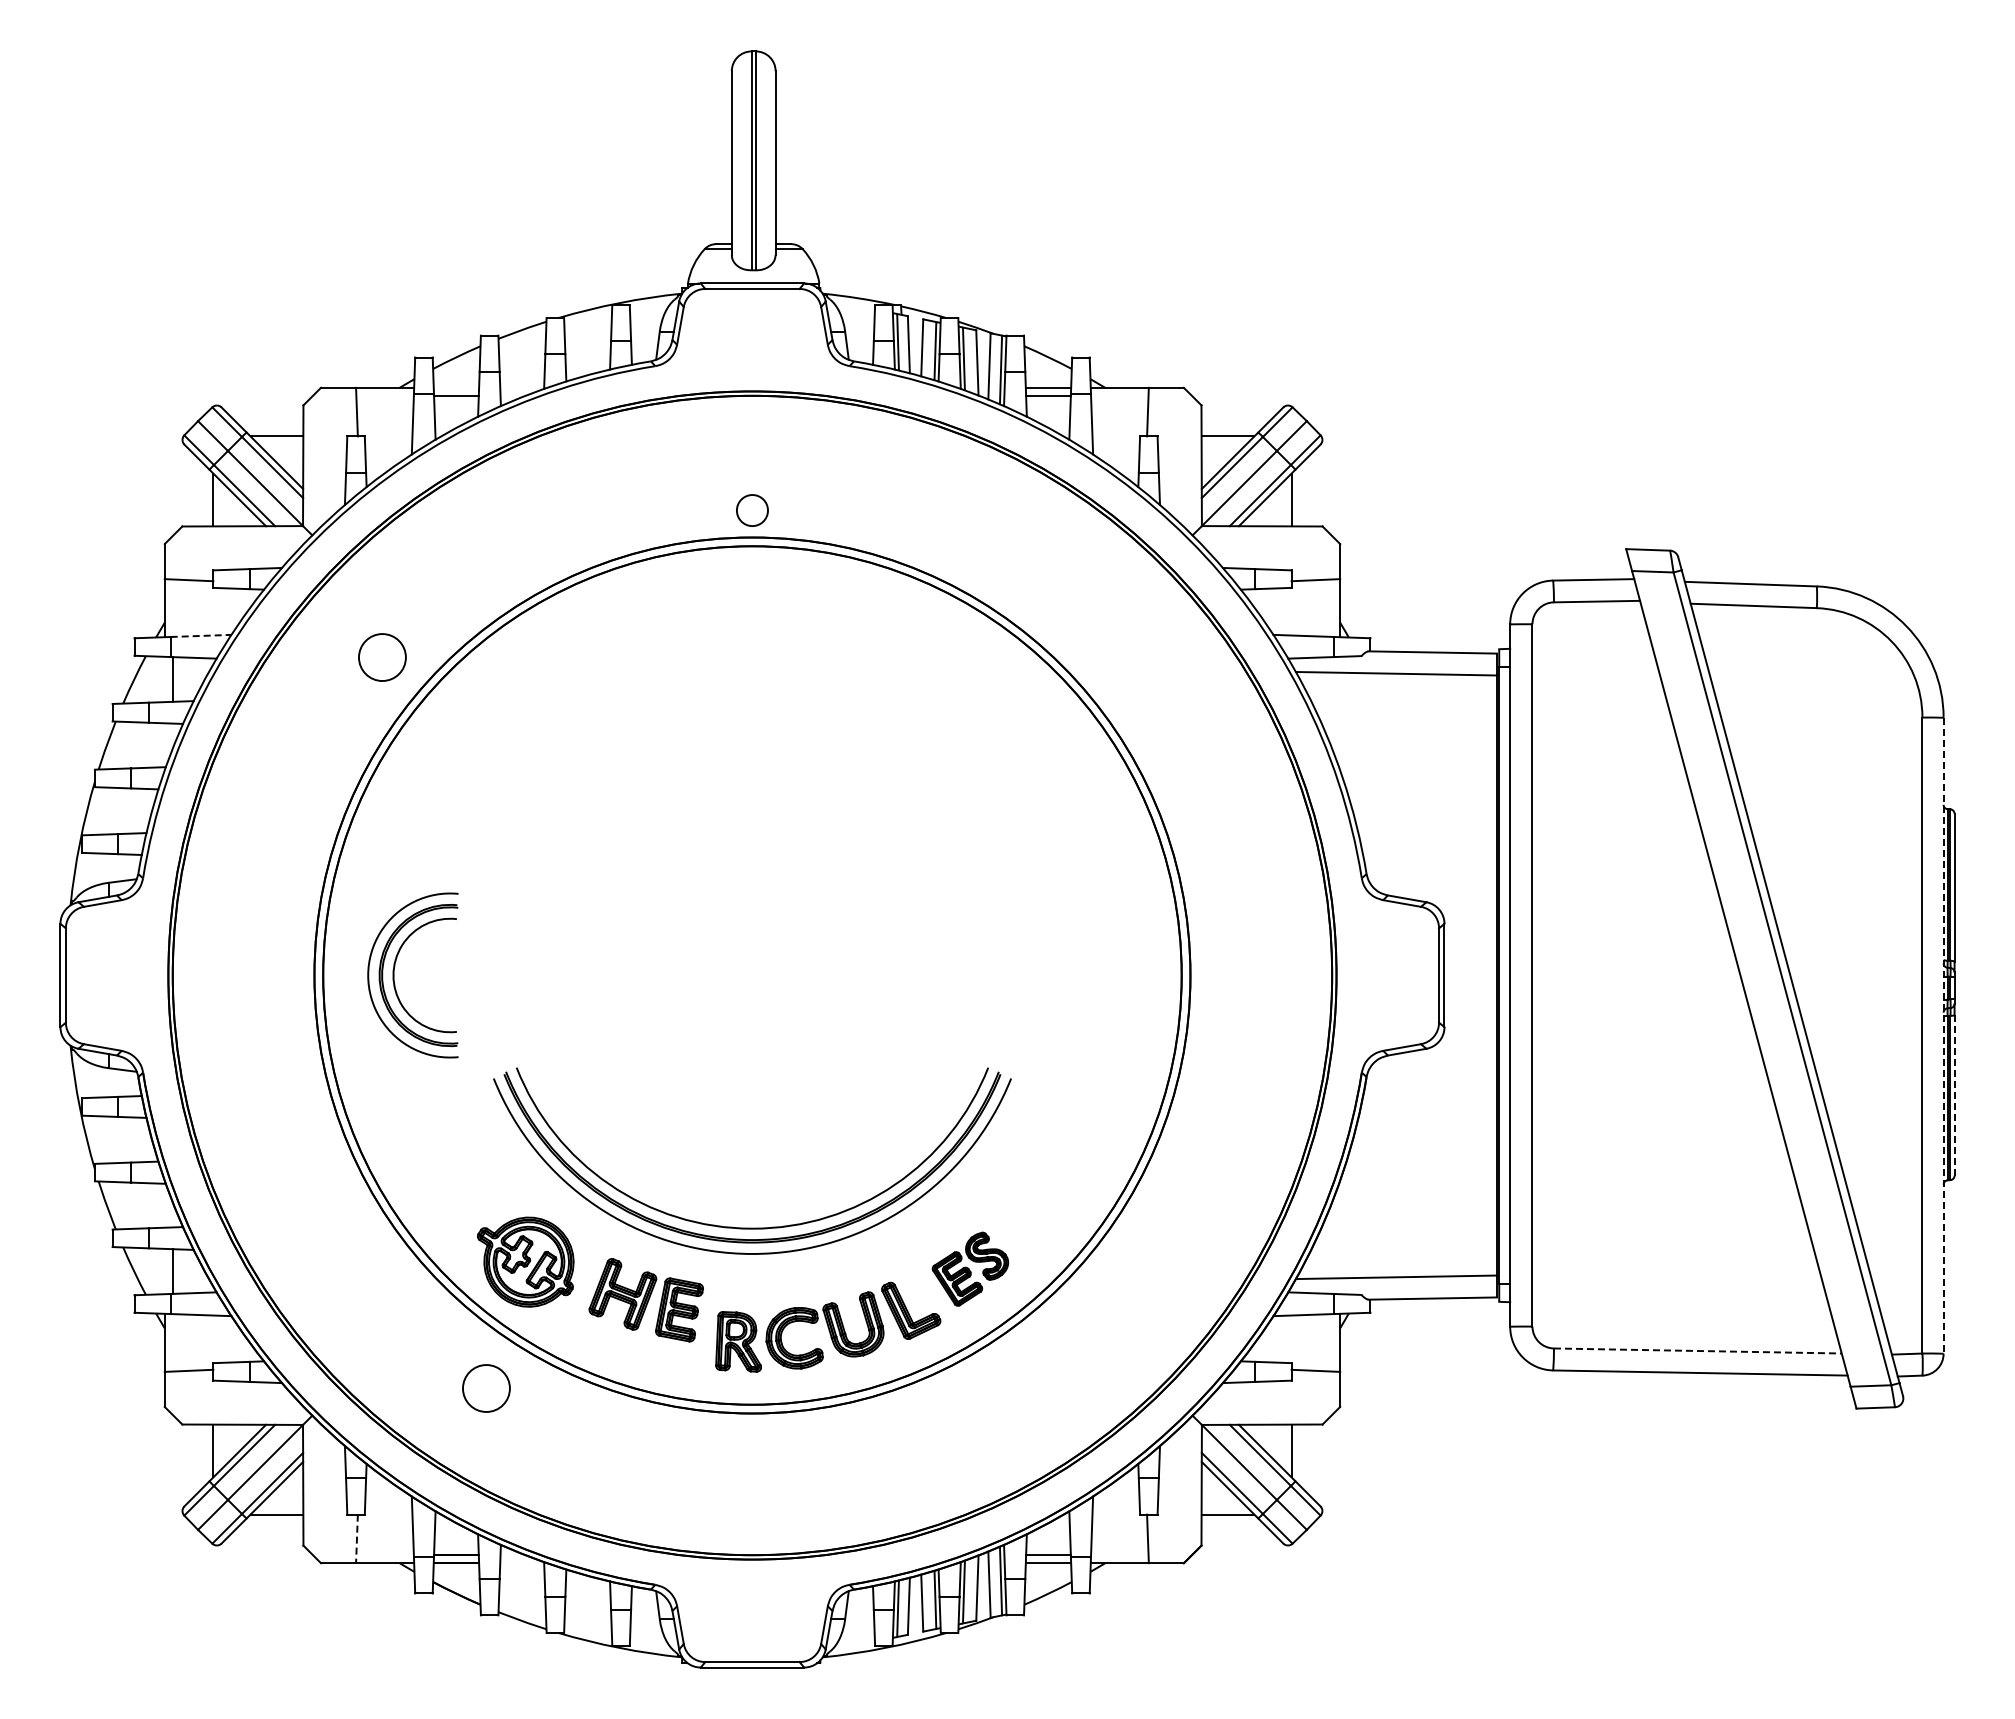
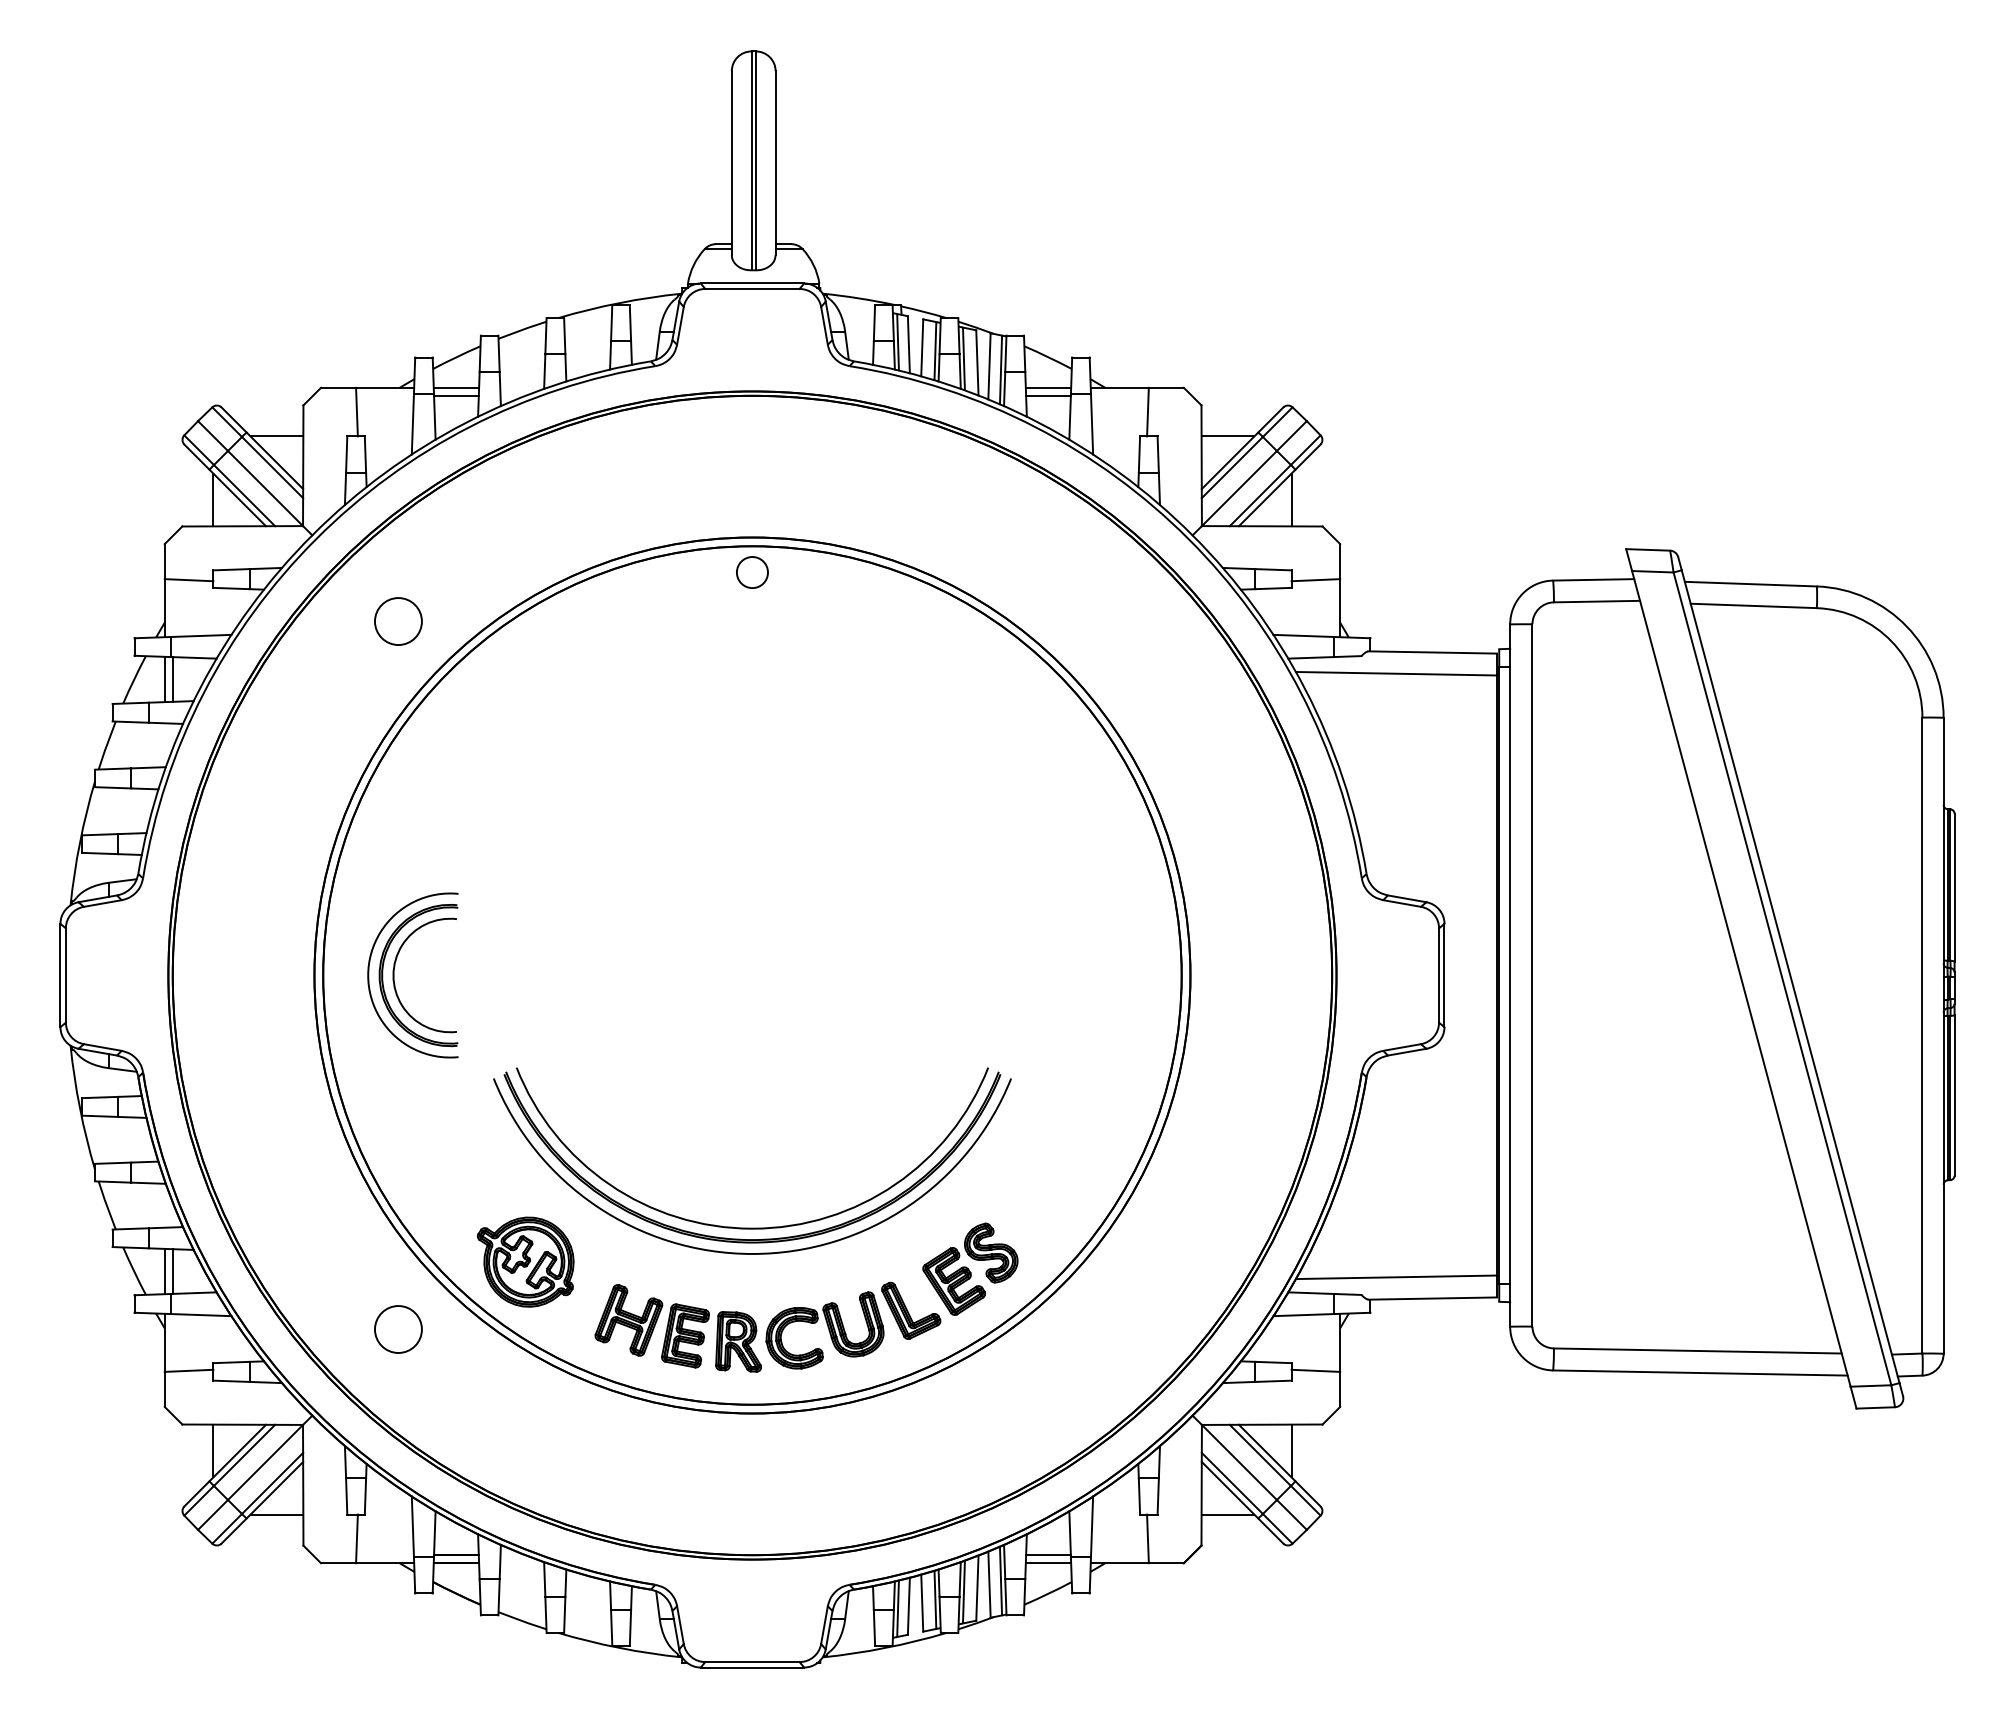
line: none -> present (456, 387)
circle position: (752, 510) -> (752, 572) (752, 572)
line: dashed -> solid (201, 635)
circle position: (382, 657) -> (398, 621) (398, 621)
line: none -> present (164, 679)
line: dashed -> solid (1943, 1035)
line: dashed -> solid (1954, 1096)
part size: 79x76 px -> 97x94 px (970, 1268)
line: none -> present (164, 1271)
part position: (645, 1300) -> (651, 1326) (651, 1326)
line: dashed -> solid (1697, 1350)
circle position: (486, 1388) -> (398, 1329) (398, 1329)
line: dashed -> solid (356, 1539)
